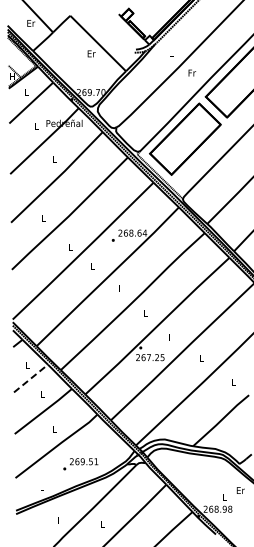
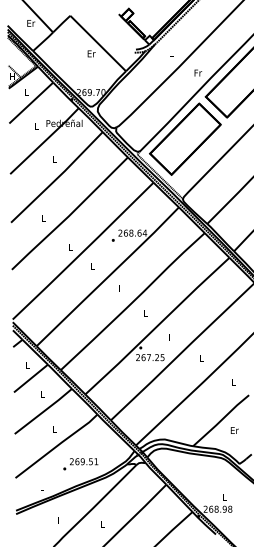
text position: (192, 72) -> (198, 72) (198, 72)
line: dashed -> solid (31, 378)
text position: (240, 490) -> (234, 430) (234, 430)
